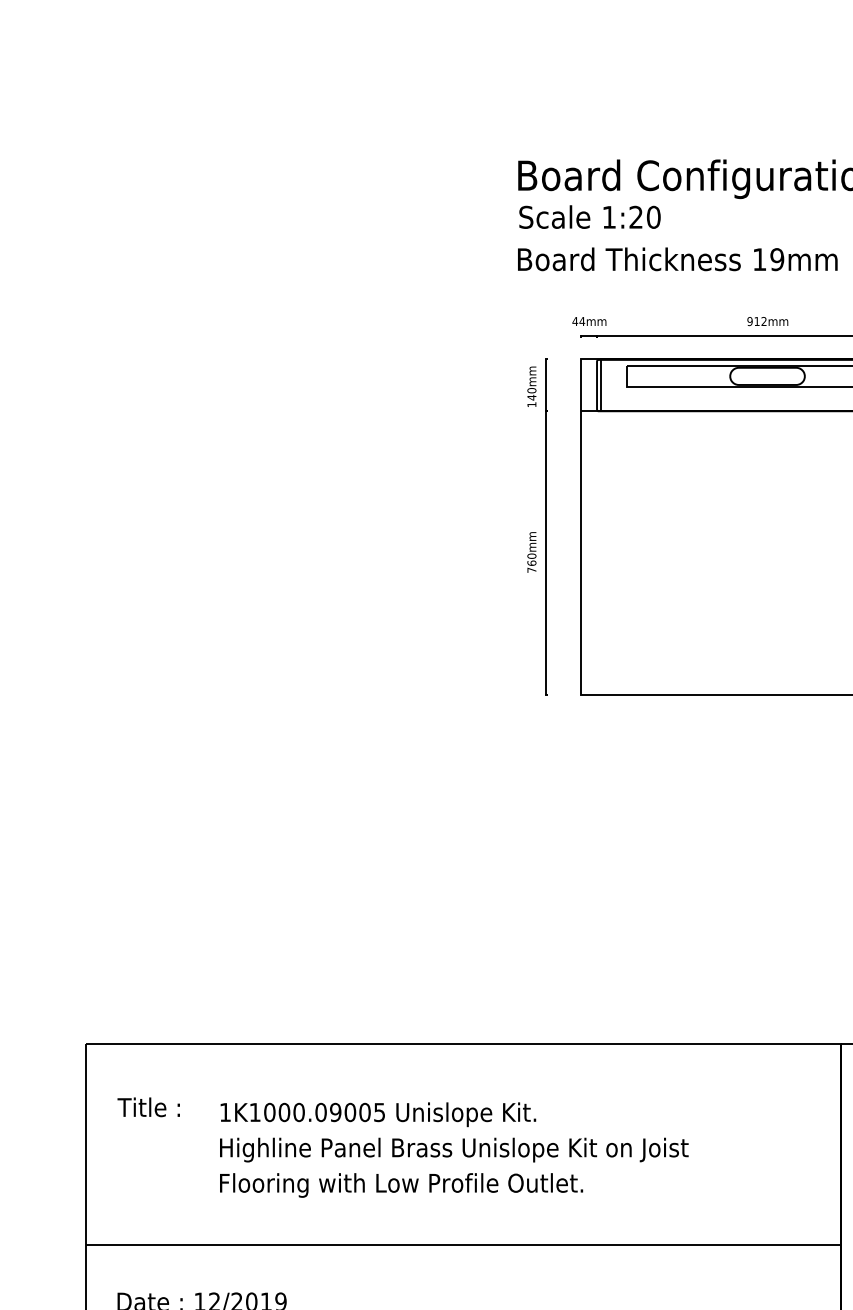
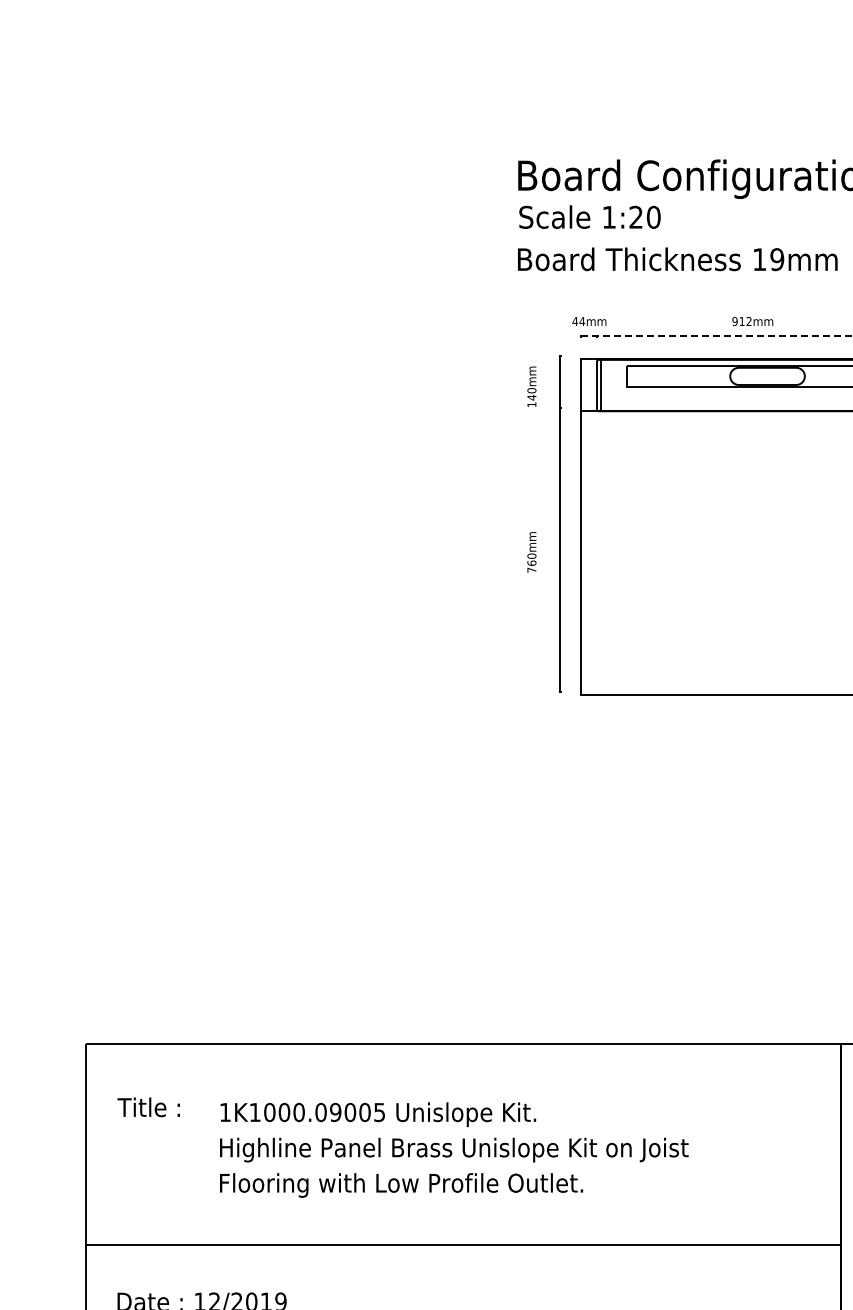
text position: (767, 321) -> (752, 321) (752, 321)
line: solid -> dashed (715, 336)
line position: (546, 526) -> (560, 523) (560, 523)
